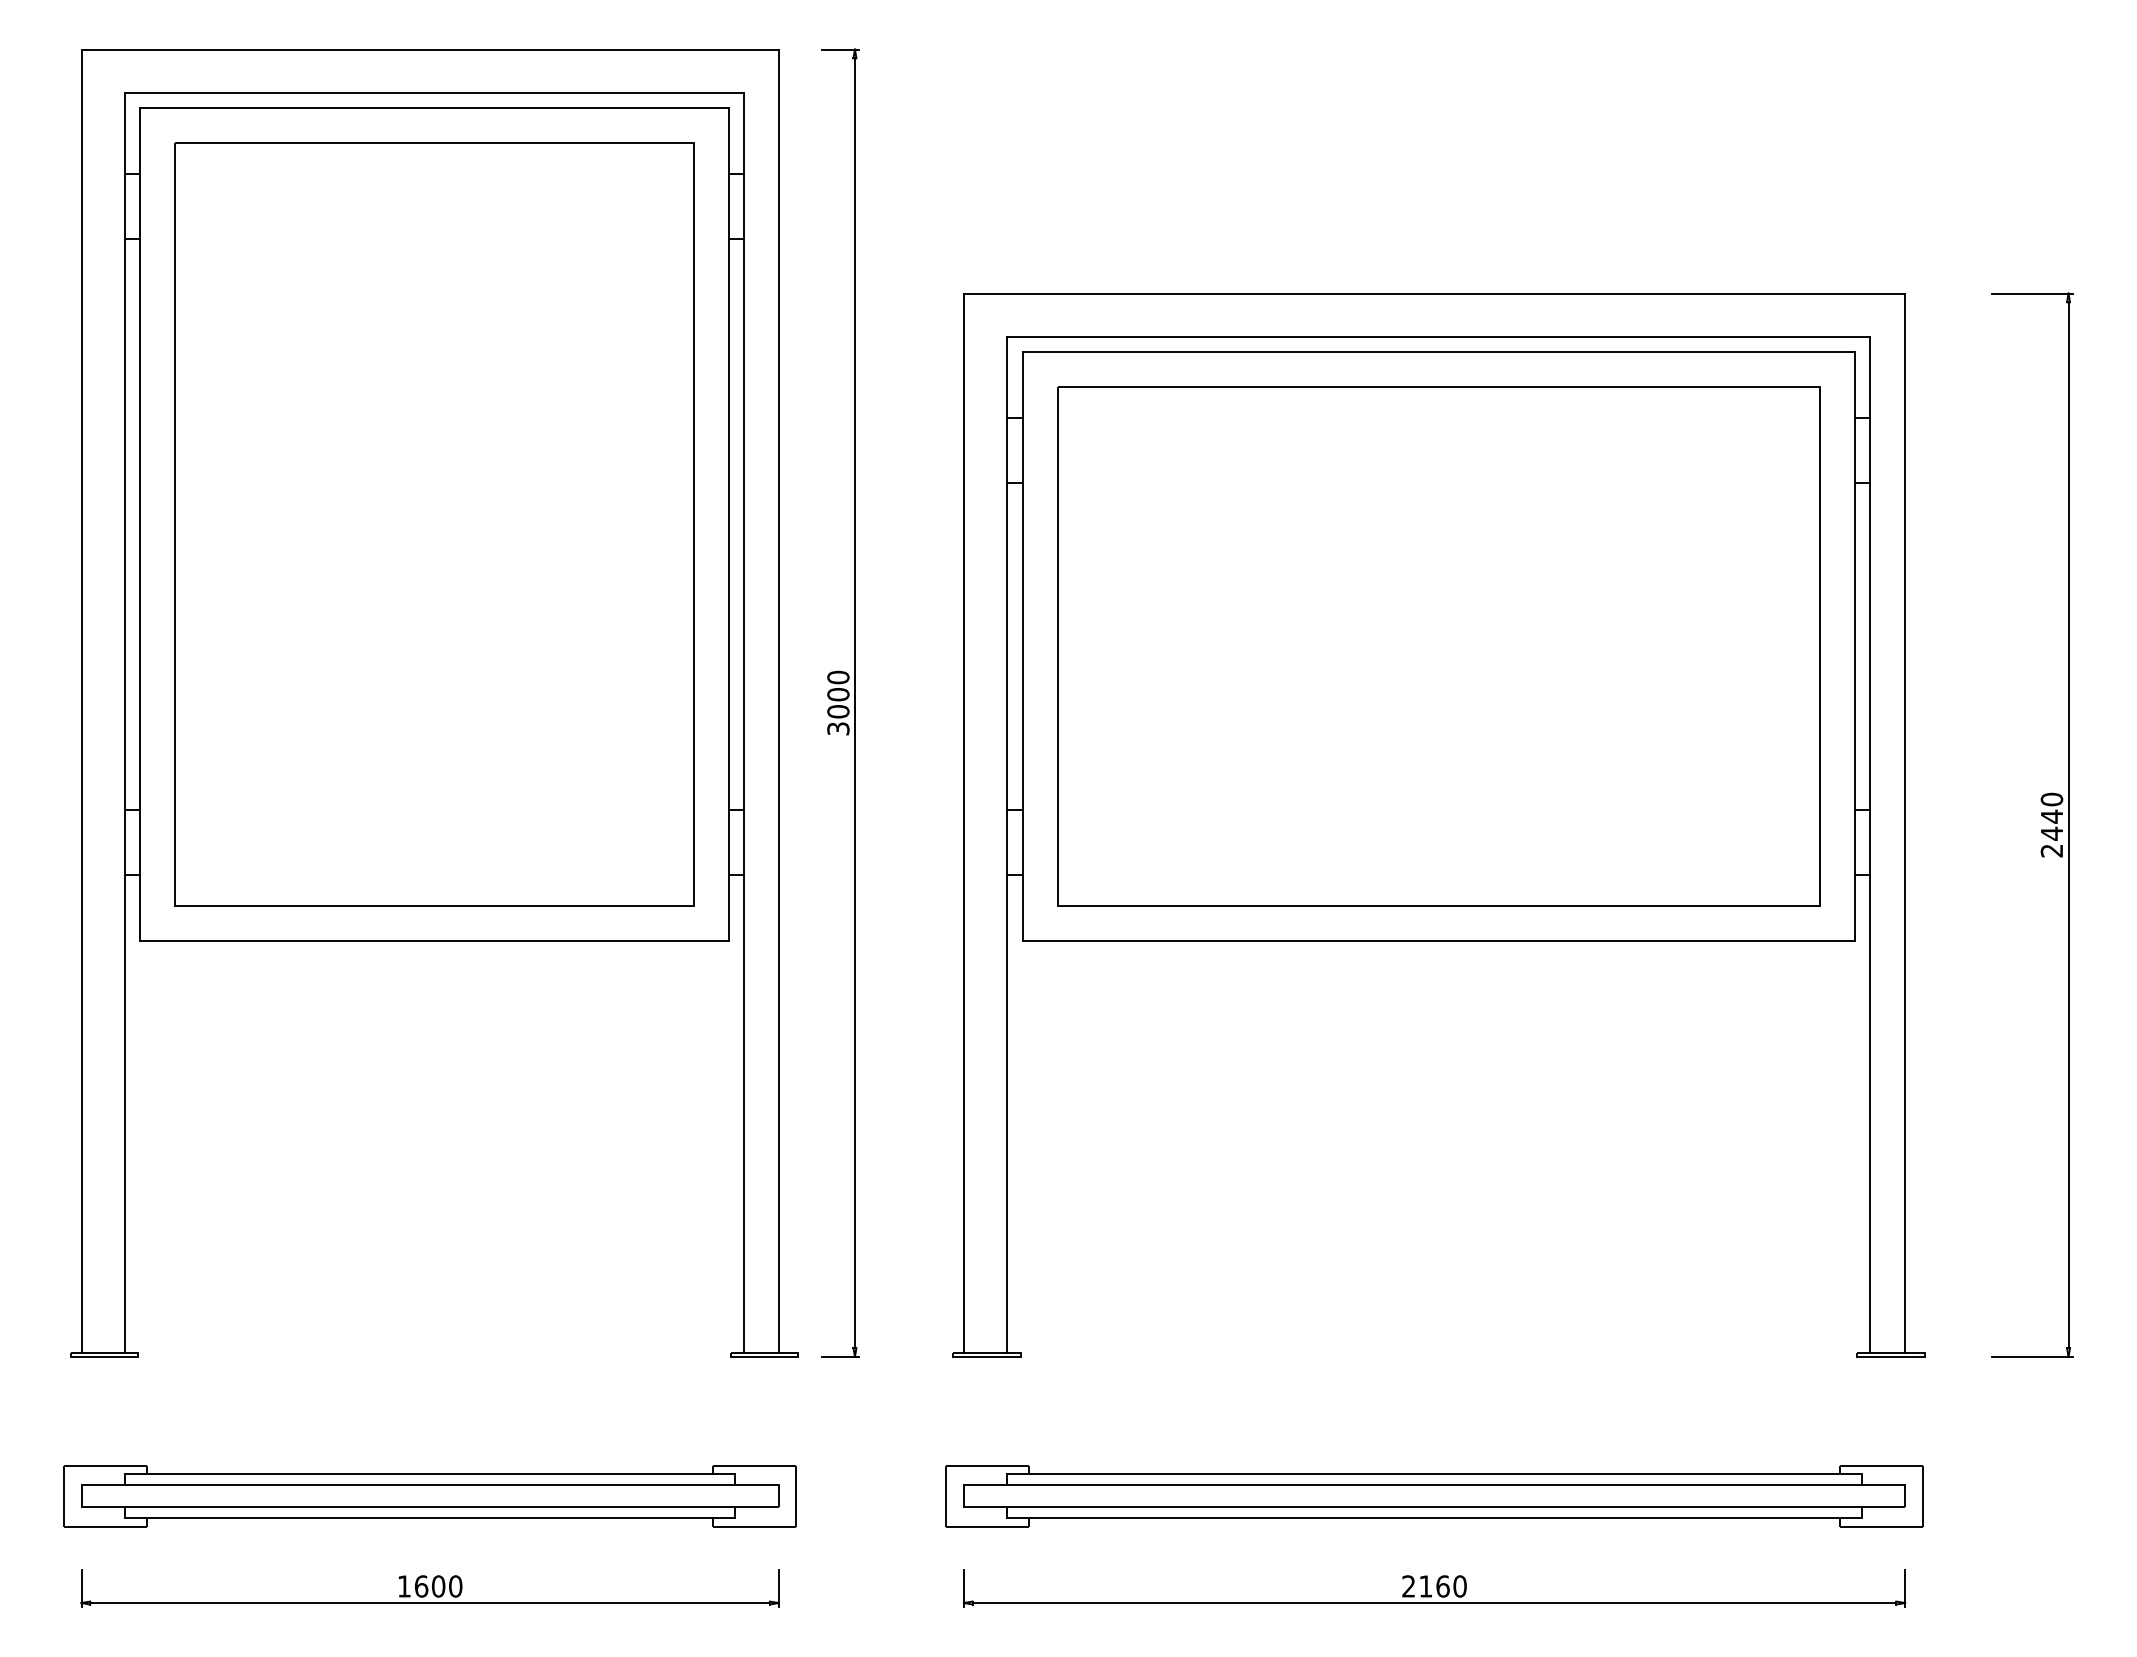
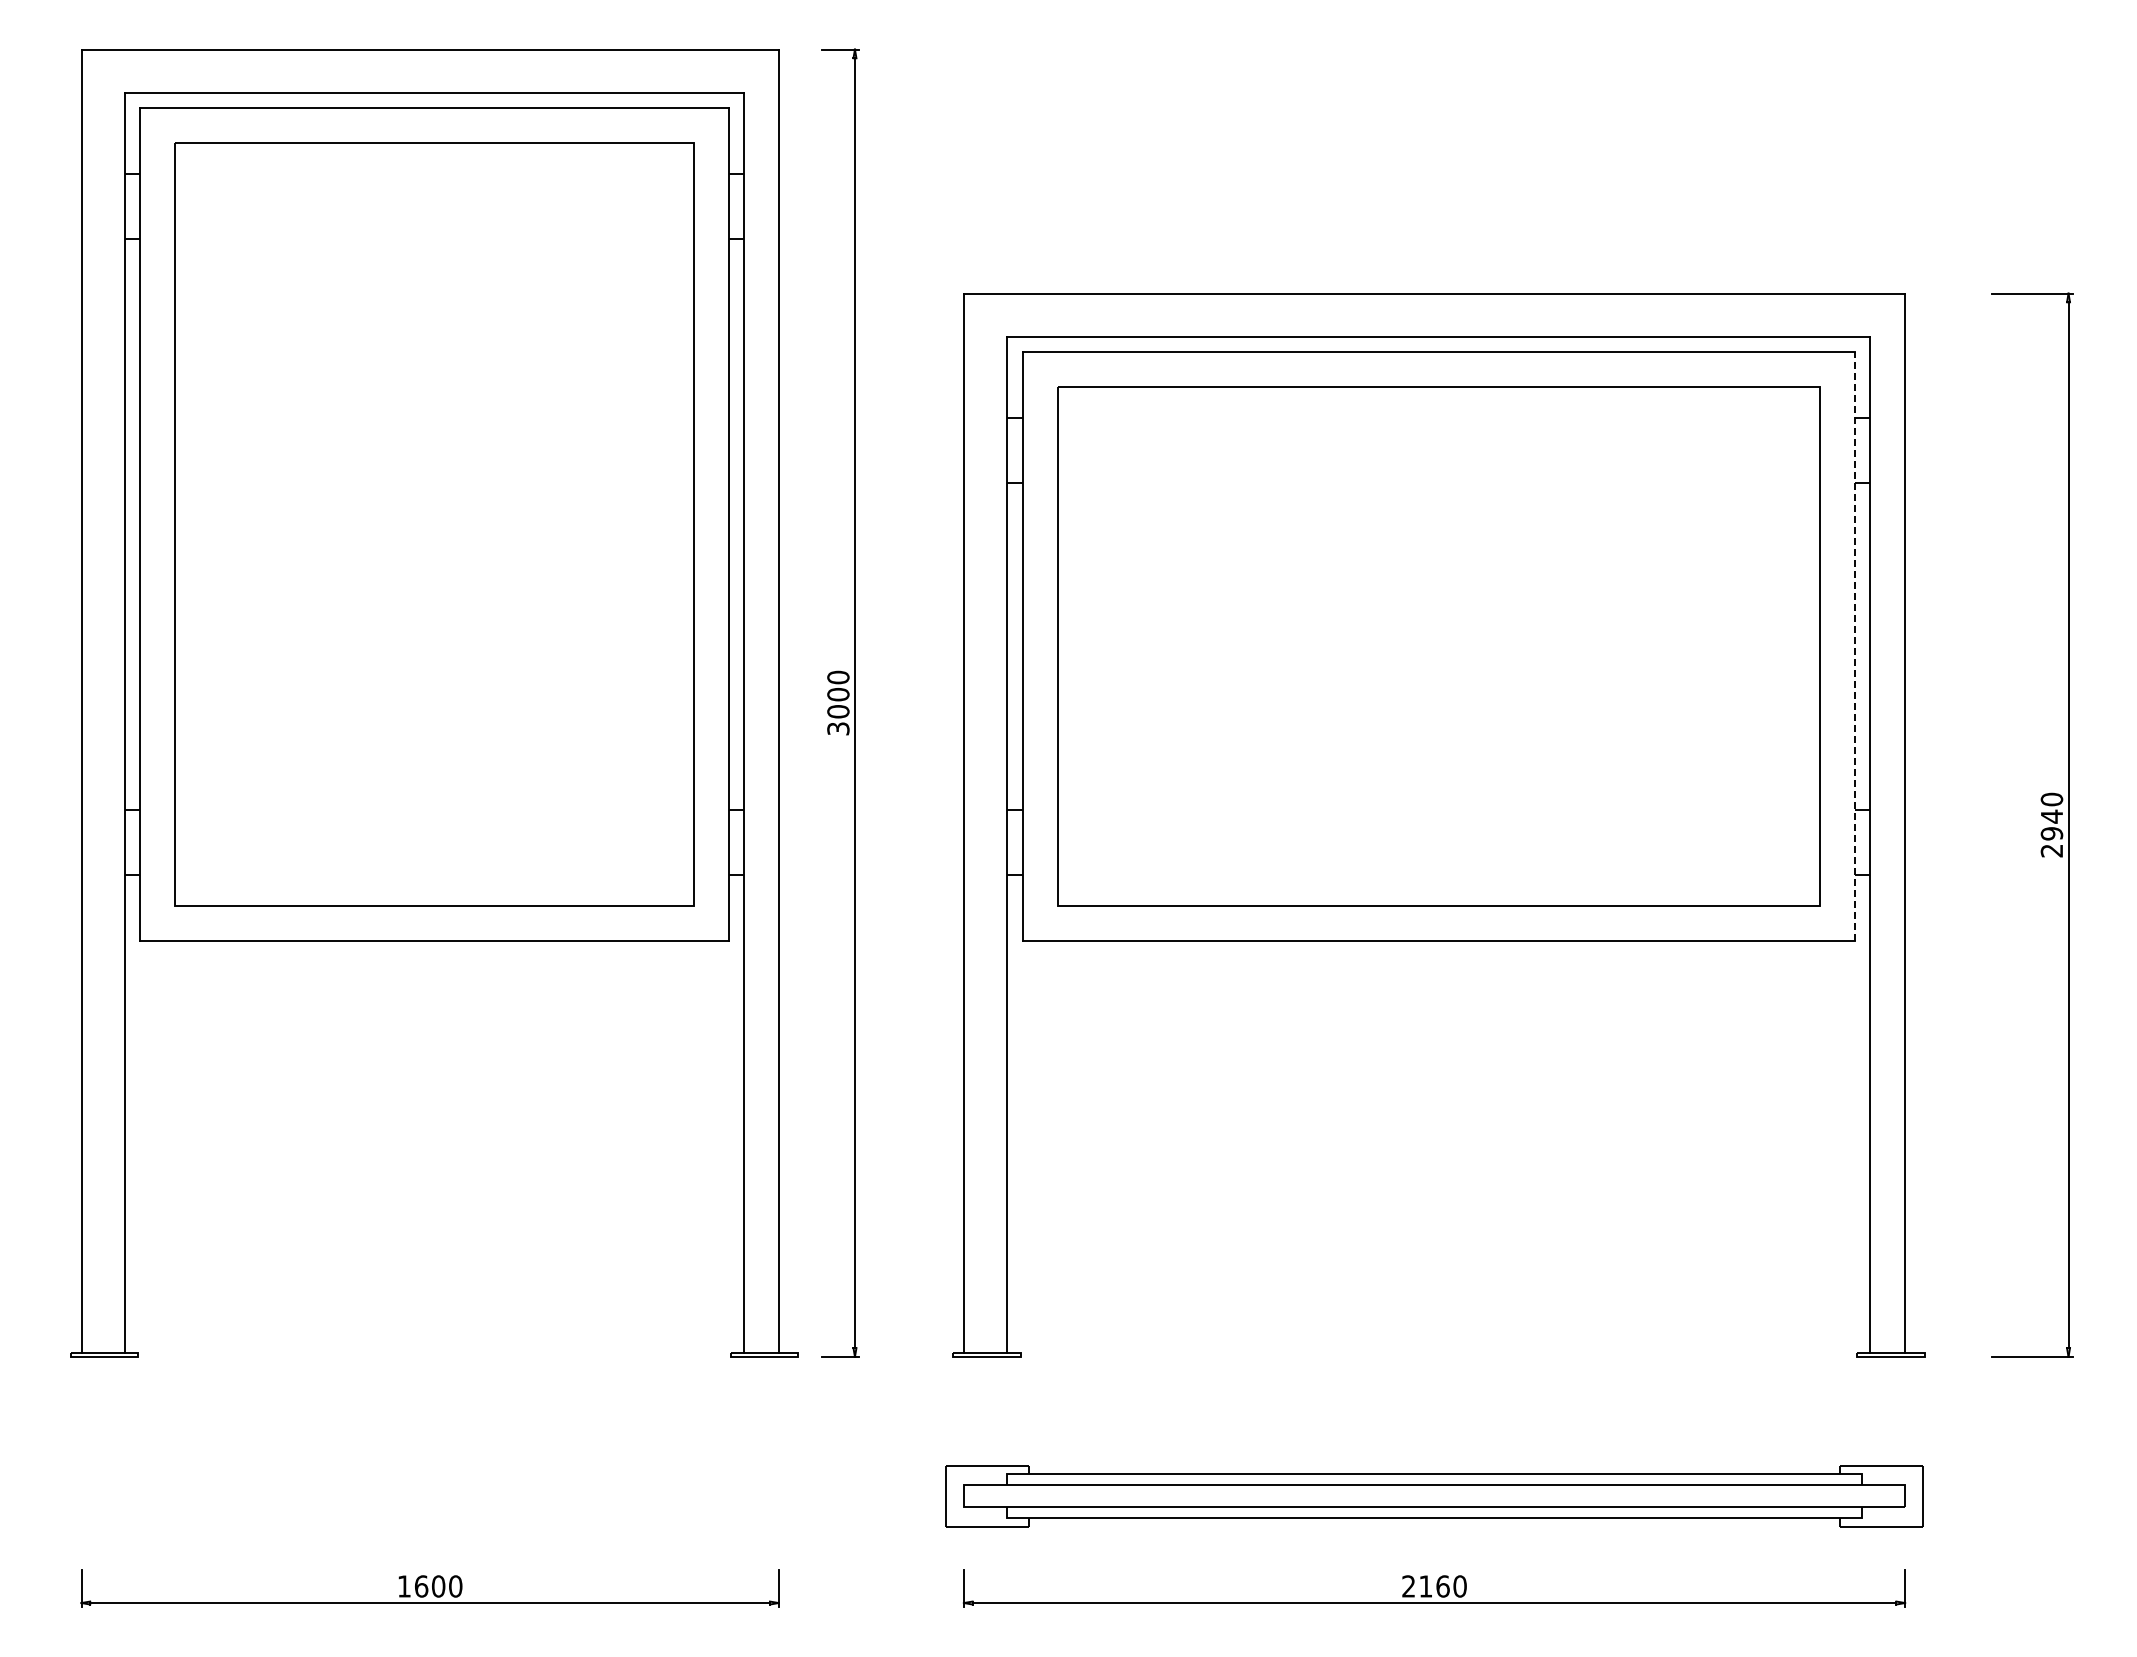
line: solid -> dashed (1855, 646)
text: 2440 -> 2940 (2051, 833)
part: present -> none (429, 1496)
